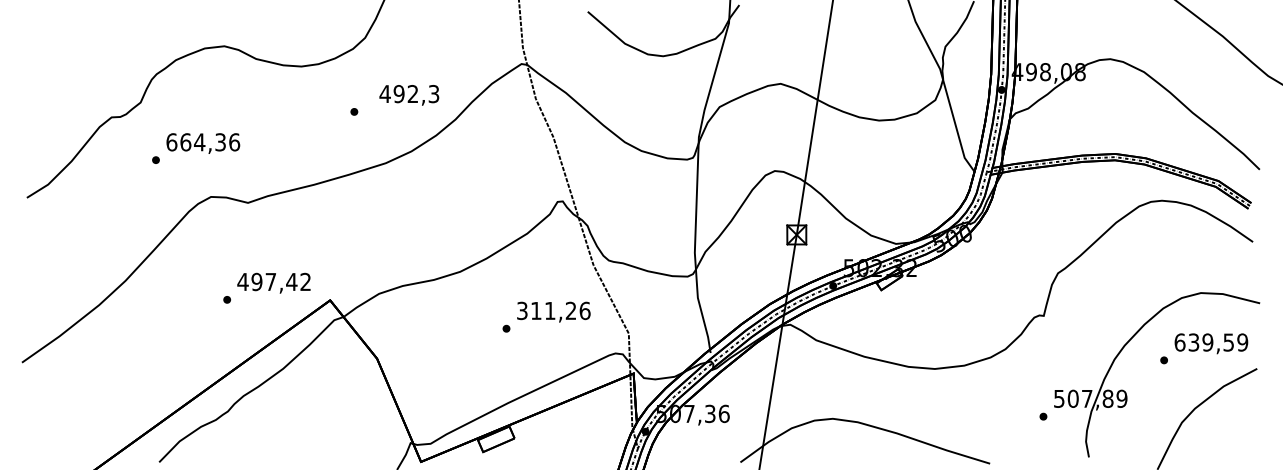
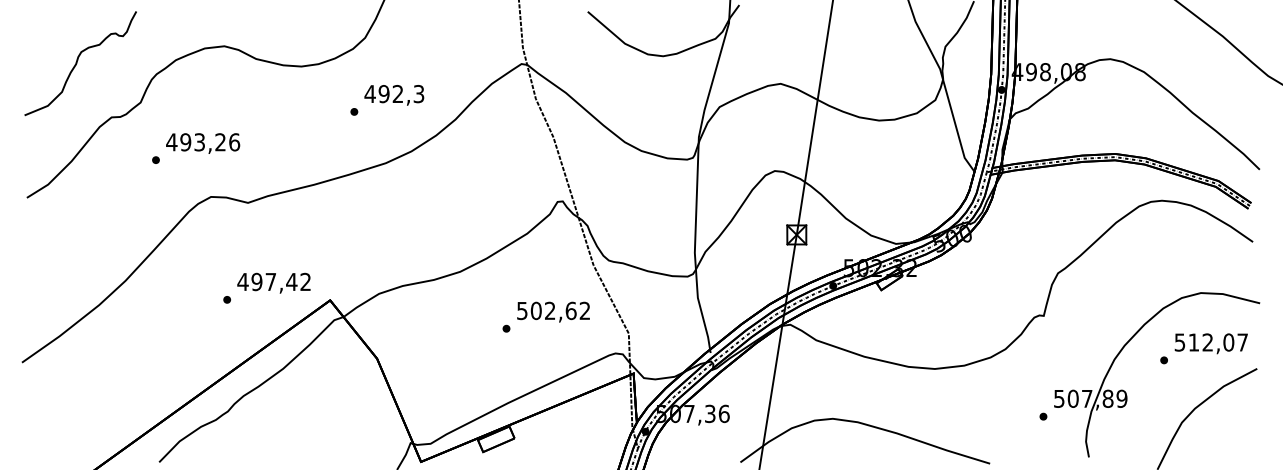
curve: none -> present (77, 63)
text position: (409, 95) -> (394, 95) (394, 95)
text: 664,36 -> 493,26 (195, 142)
text: 311,26 -> 502,62 (553, 310)
text: 639,59 -> 512,07 (1211, 342)
